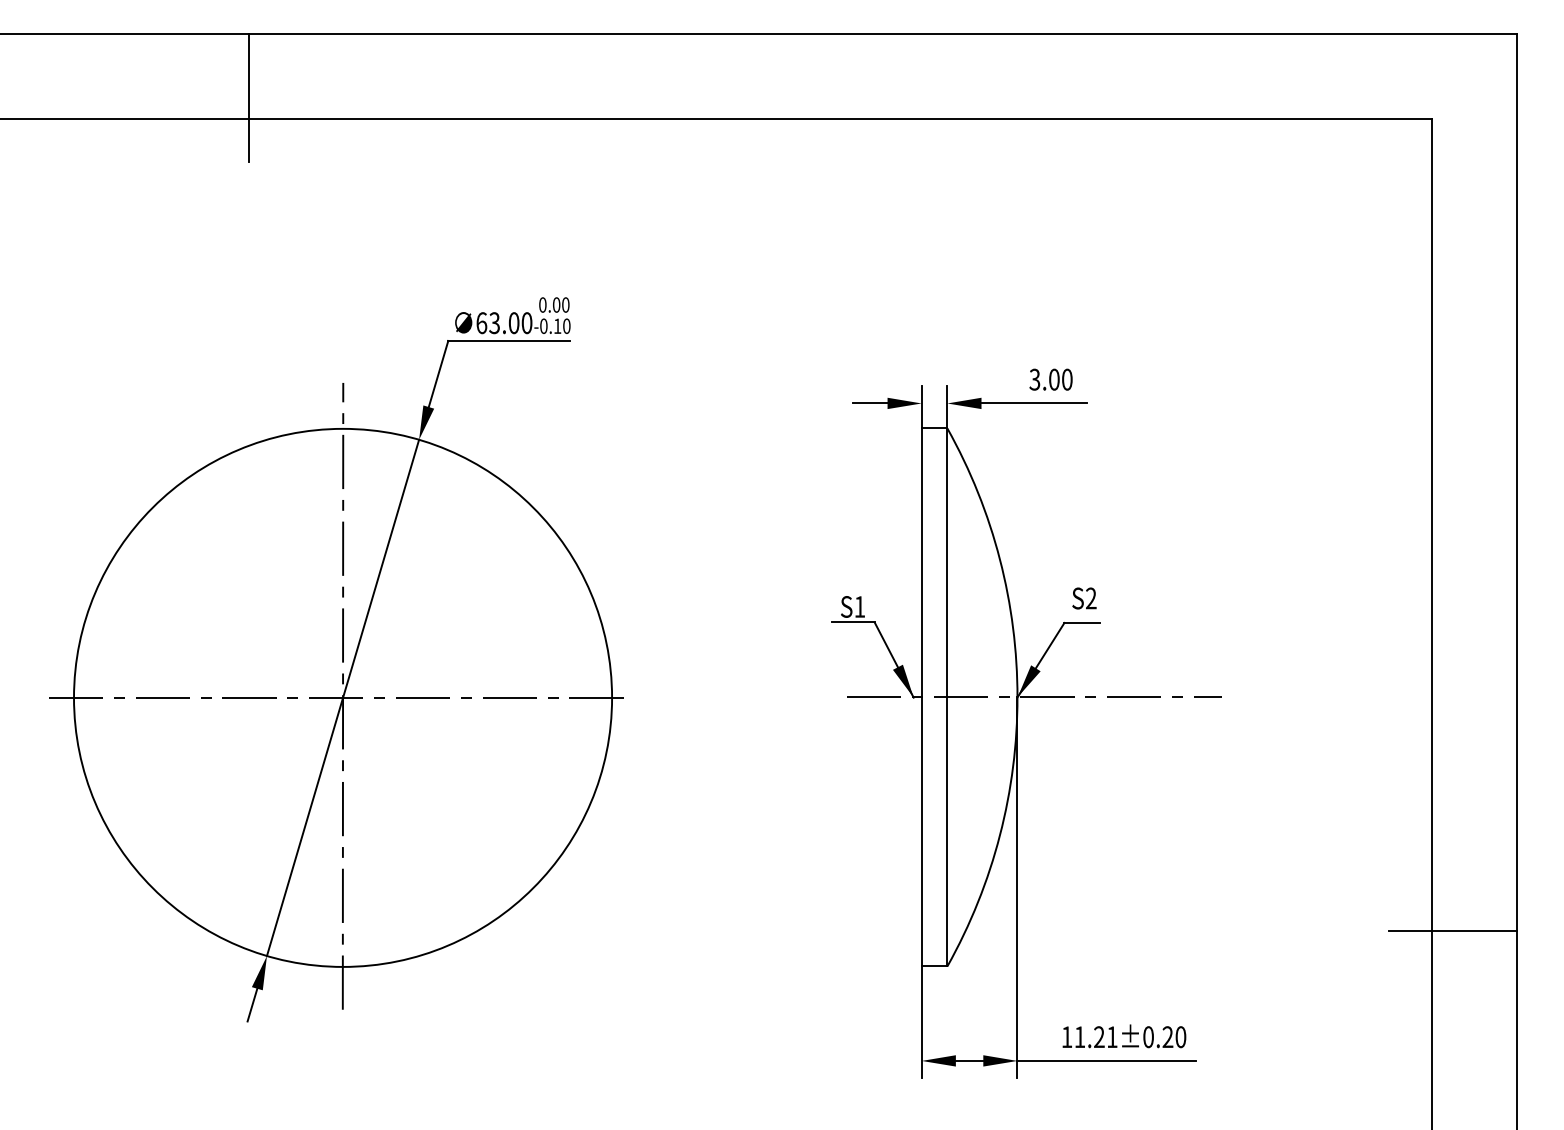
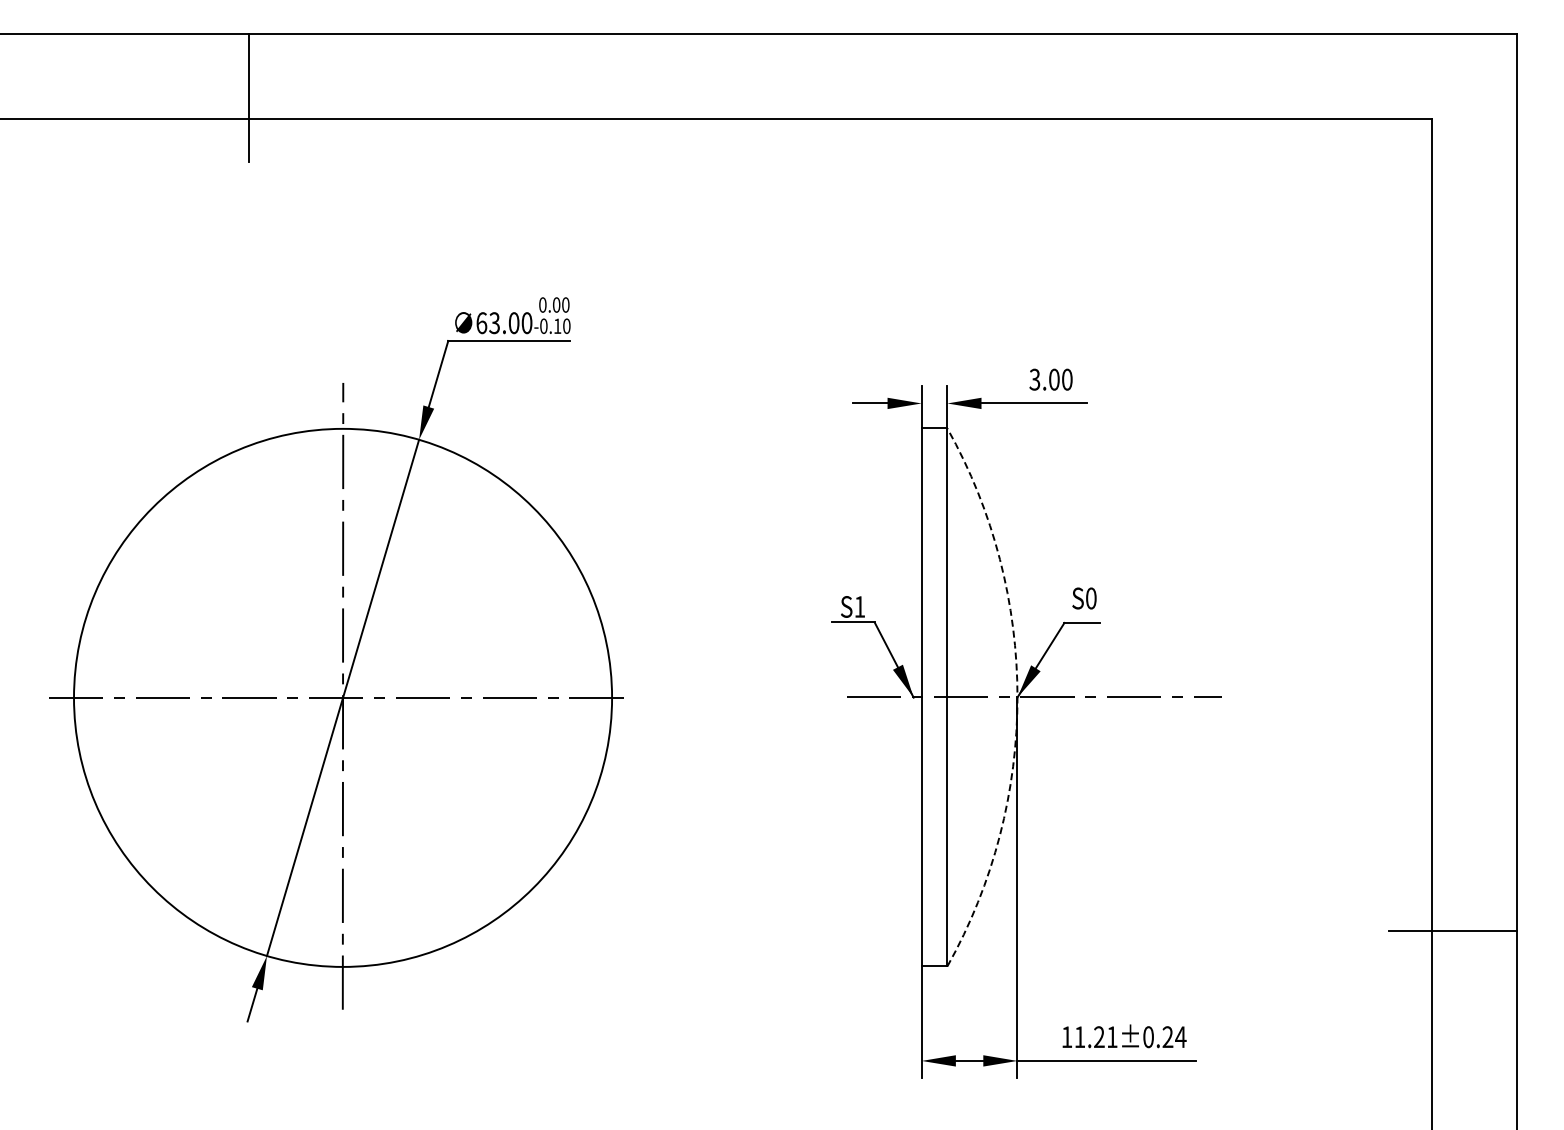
text: S2 -> S0 (1091, 598)
arc: solid -> dashed (1017, 697)
text: 11.21±0.20 -> 11.21±0.24 (1180, 1037)
